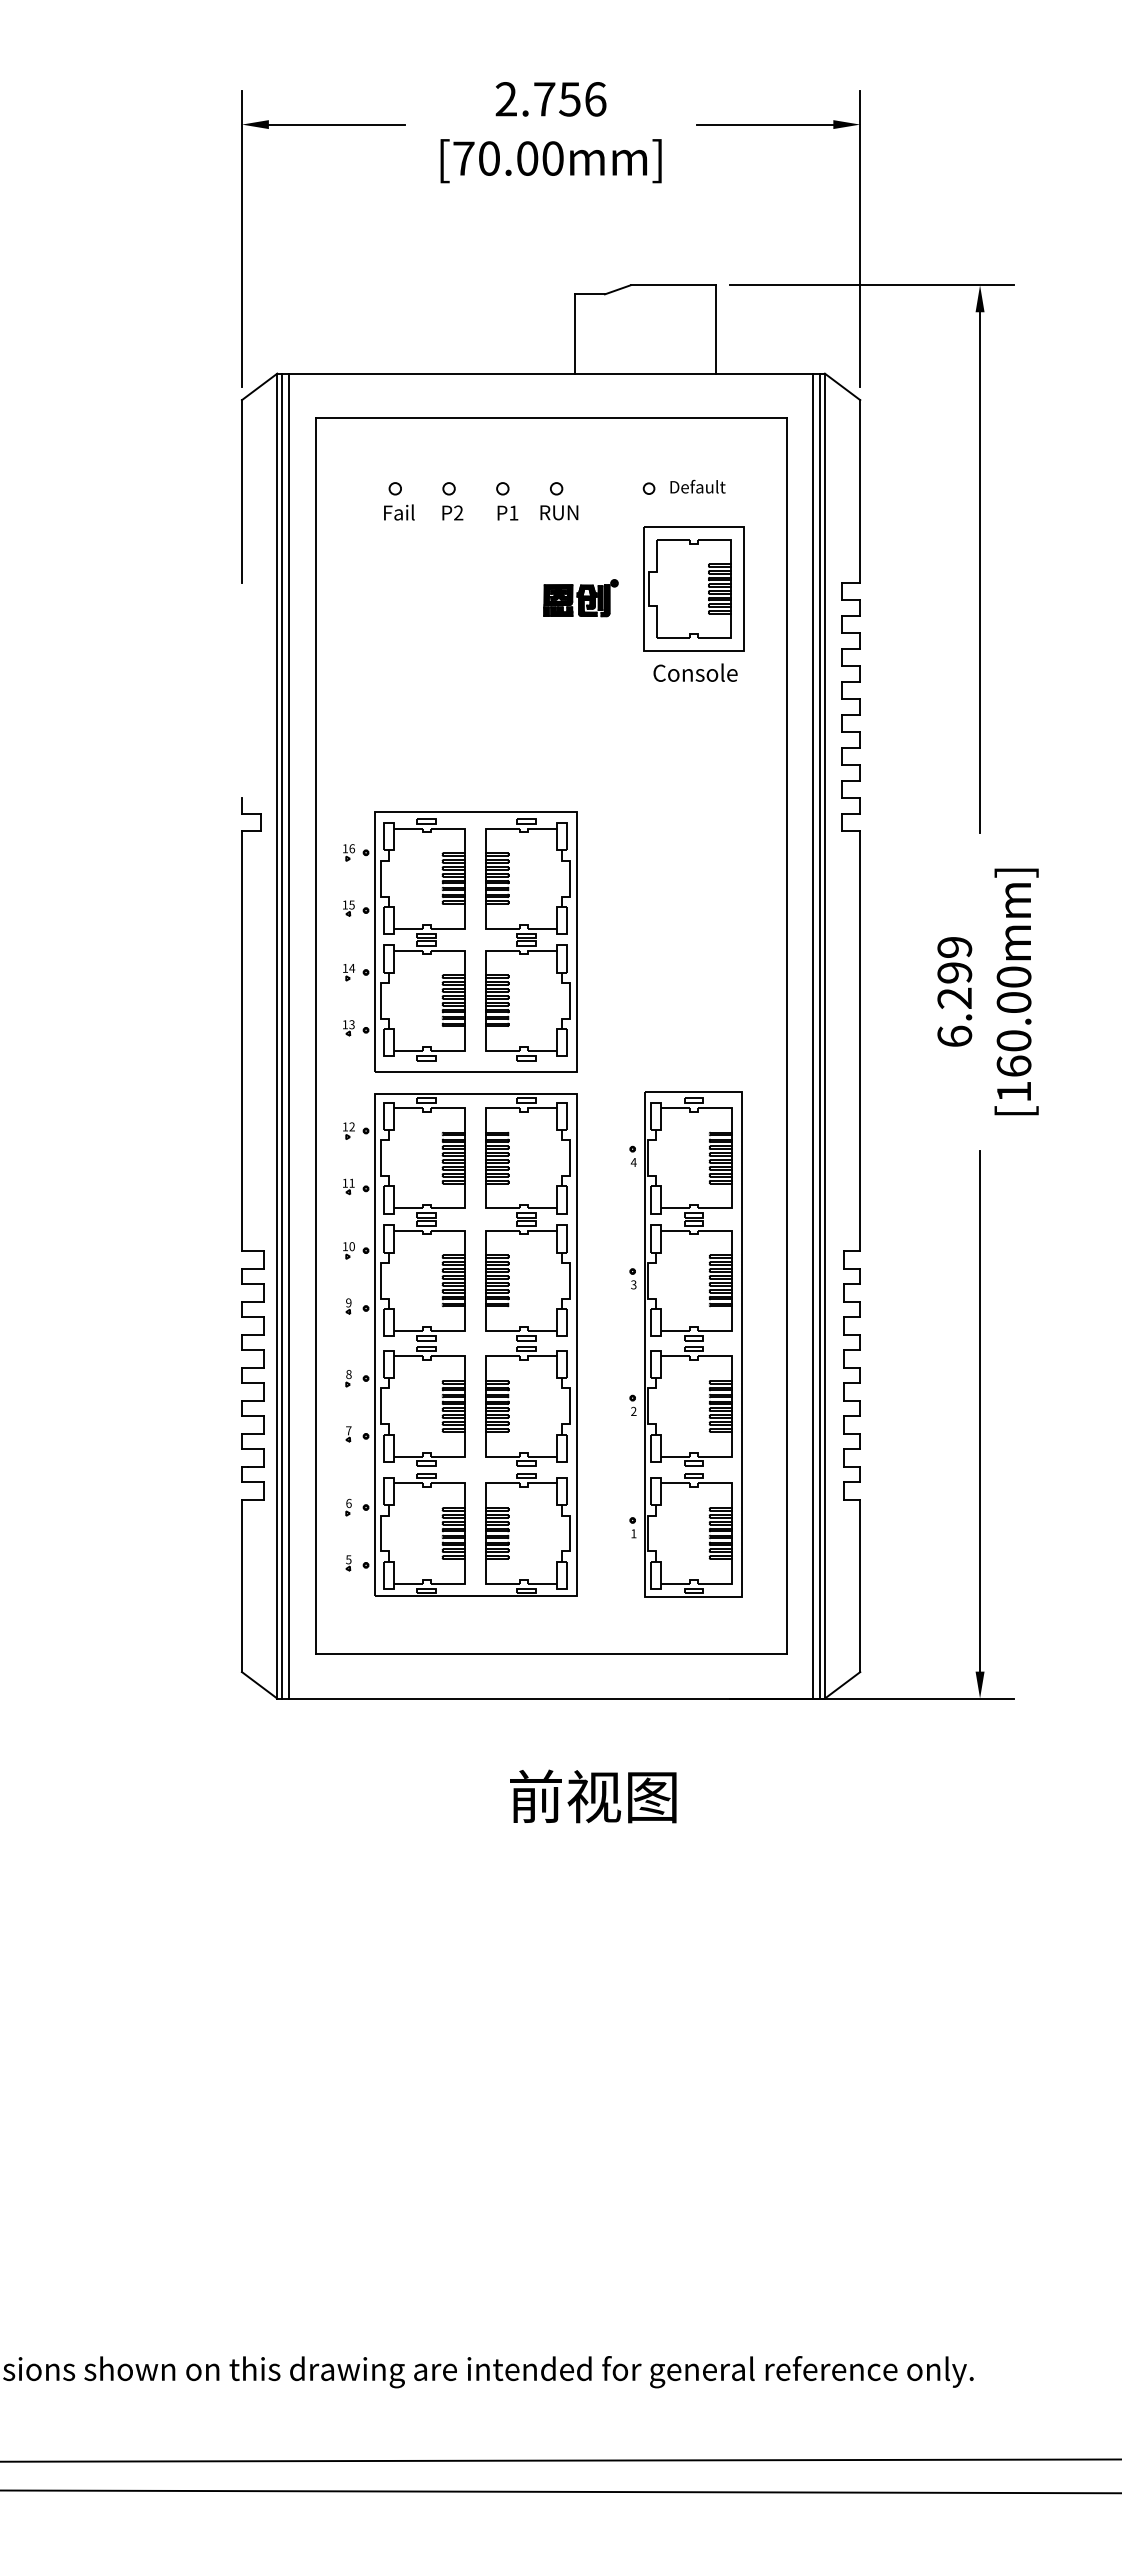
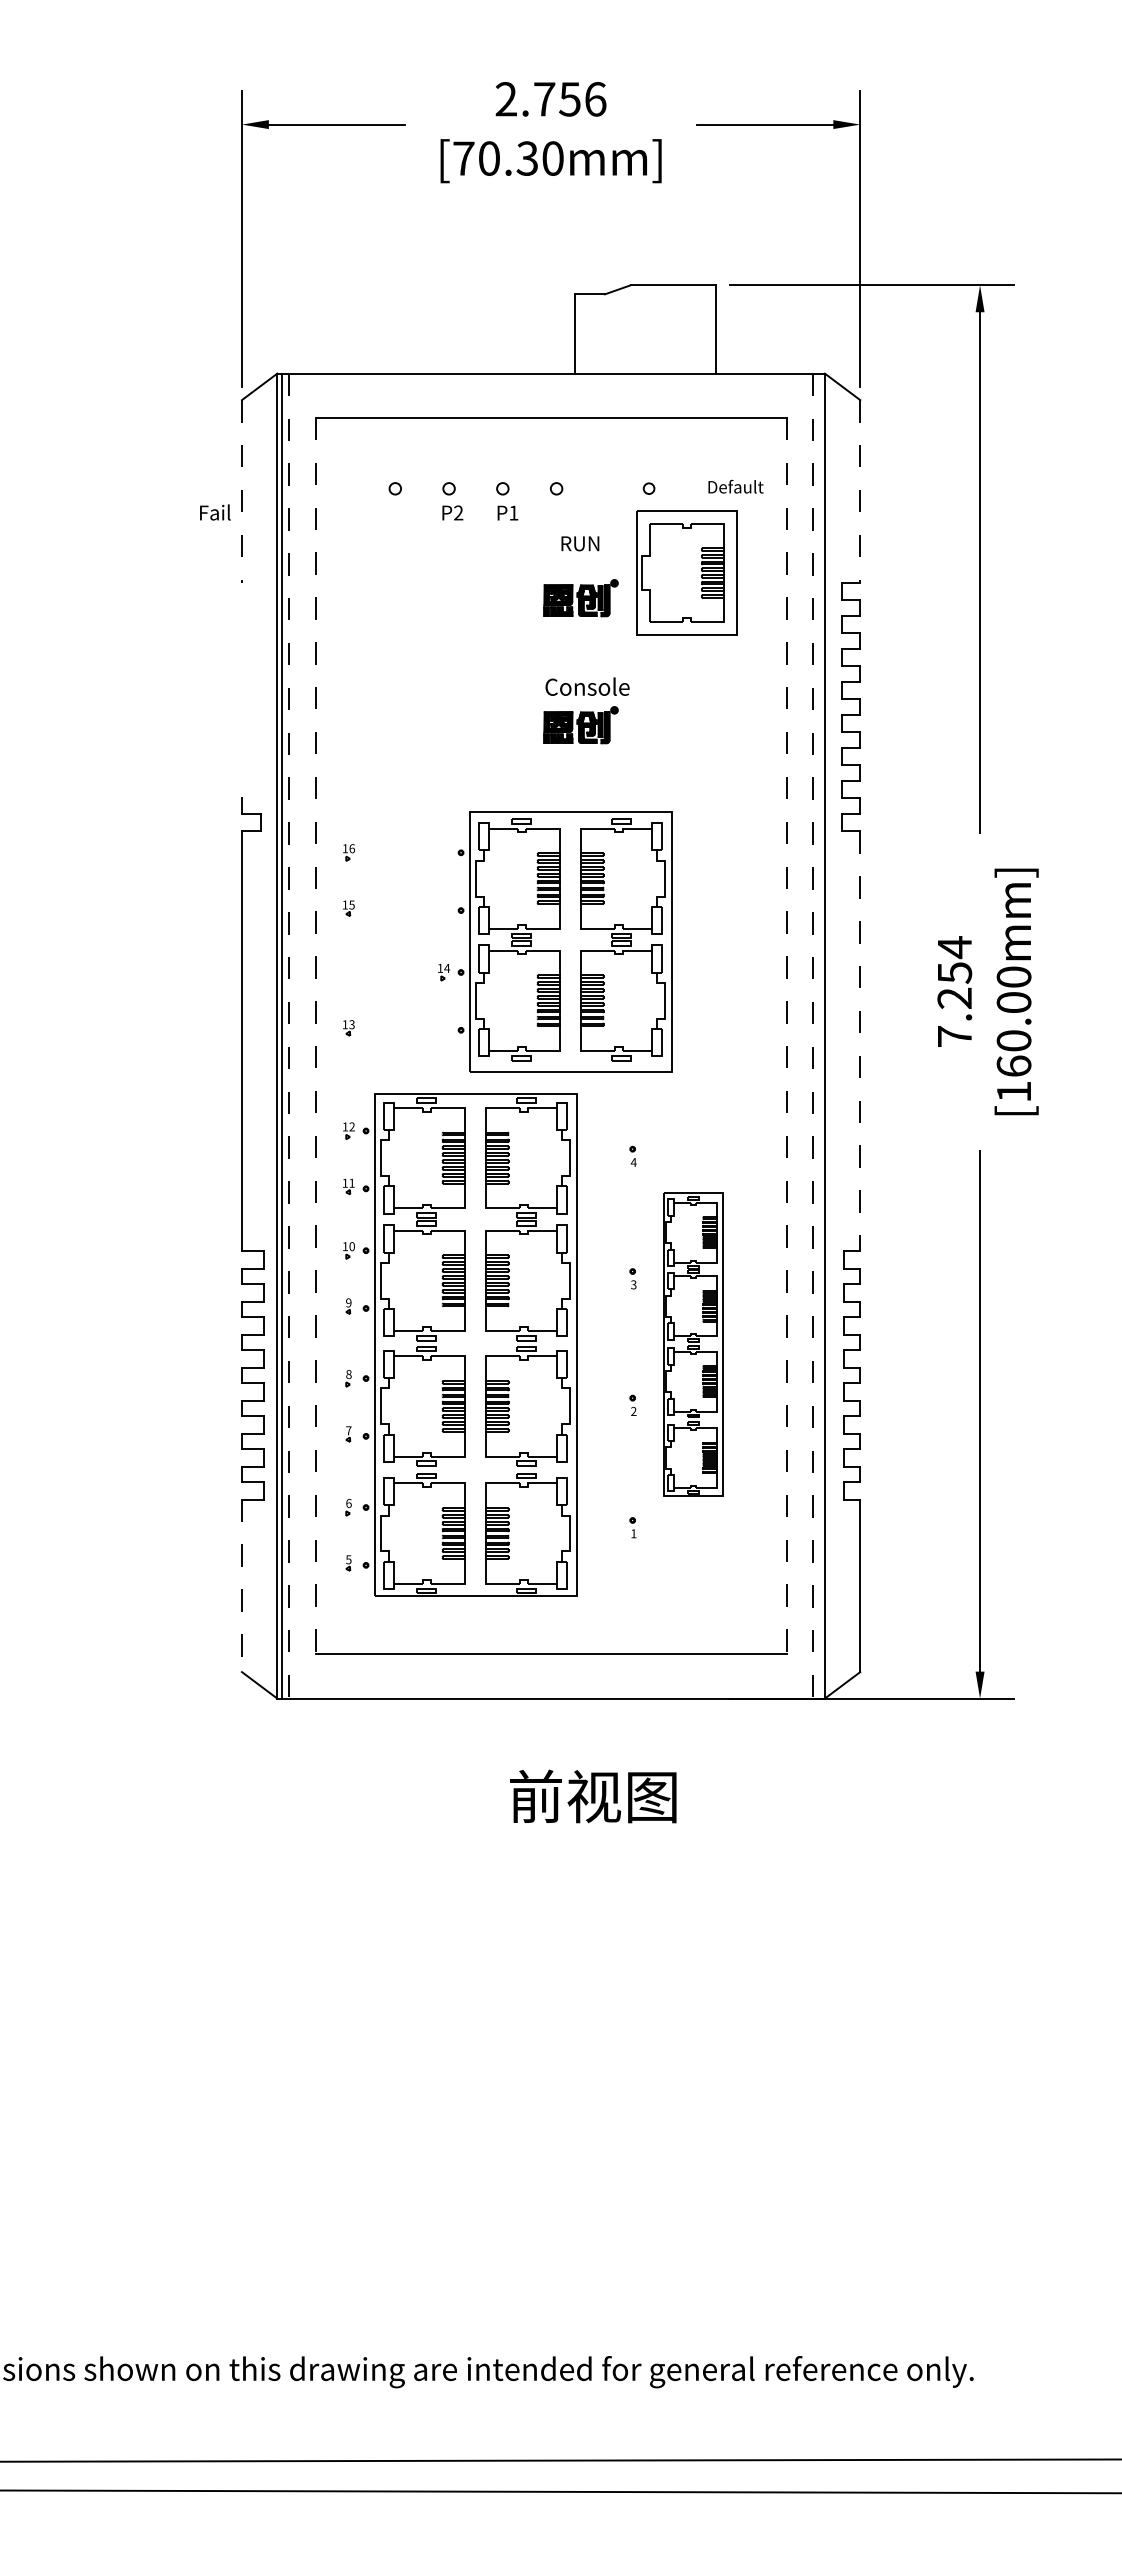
text: [70.00mm] -> [70.30mm] (527, 158)
text position: (697, 486) -> (735, 486) (735, 486)
line: solid -> dashed (241, 491)
line: solid -> dashed (860, 491)
text position: (399, 512) -> (215, 512) (215, 512)
text position: (559, 512) -> (580, 543) (580, 543)
part position: (693, 588) -> (686, 572) (686, 572)
text position: (695, 672) -> (587, 686) (587, 686)
part: none -> present (580, 725)
part position: (460, 941) -> (555, 941) (555, 941)
text: 6.299 -> 7.254 (954, 991)
line: present -> none (820, 1035)
line: solid -> dashed (289, 1036)
line: solid -> dashed (315, 1036)
line: solid -> dashed (786, 1036)
line: solid -> dashed (813, 1036)
line: solid -> dashed (860, 1041)
part size: 99x507 px -> 61x305 px (693, 1344)
line: solid -> dashed (241, 1586)
